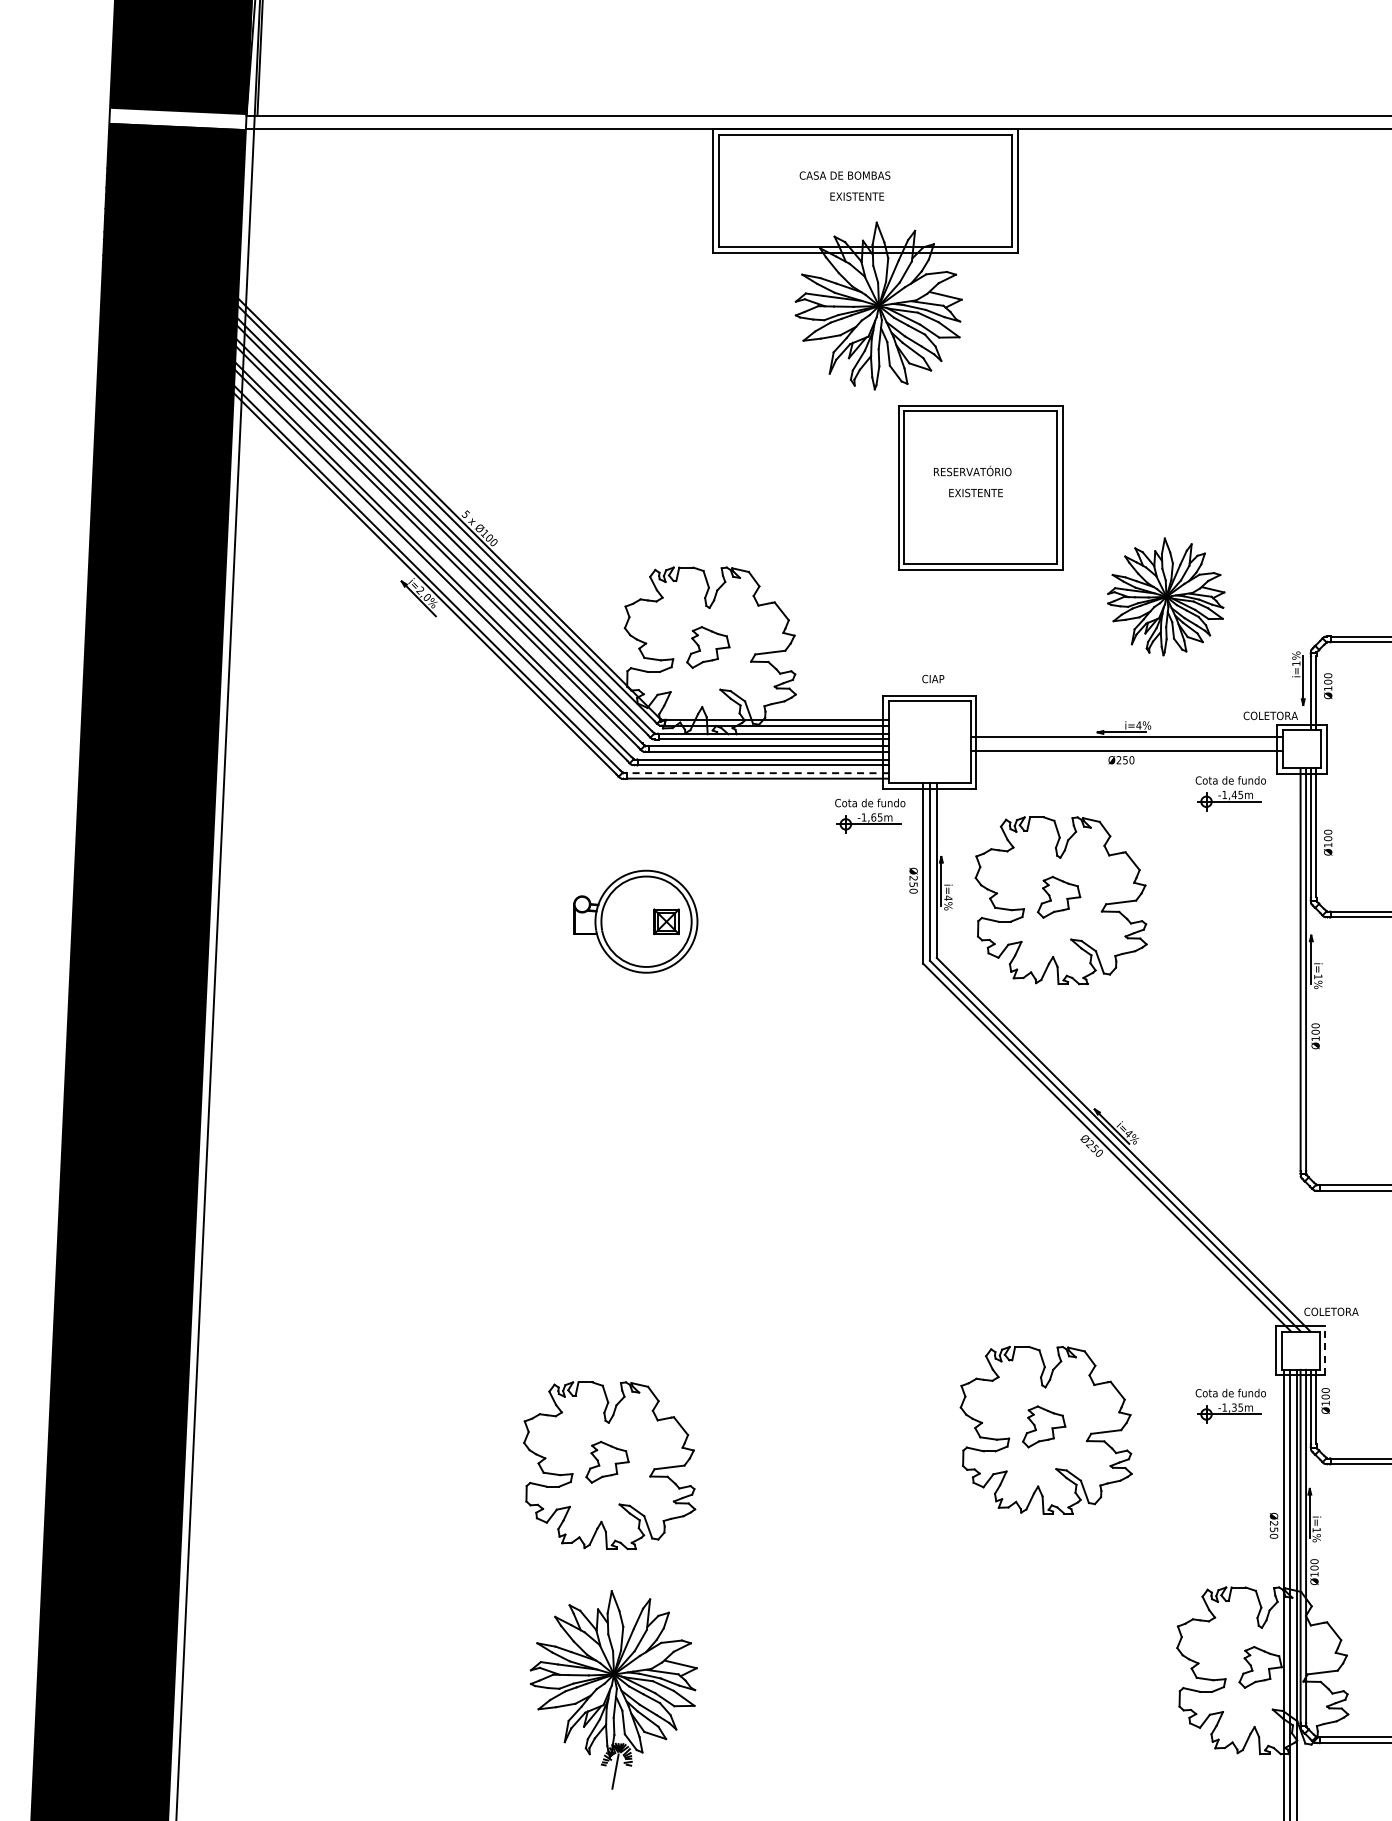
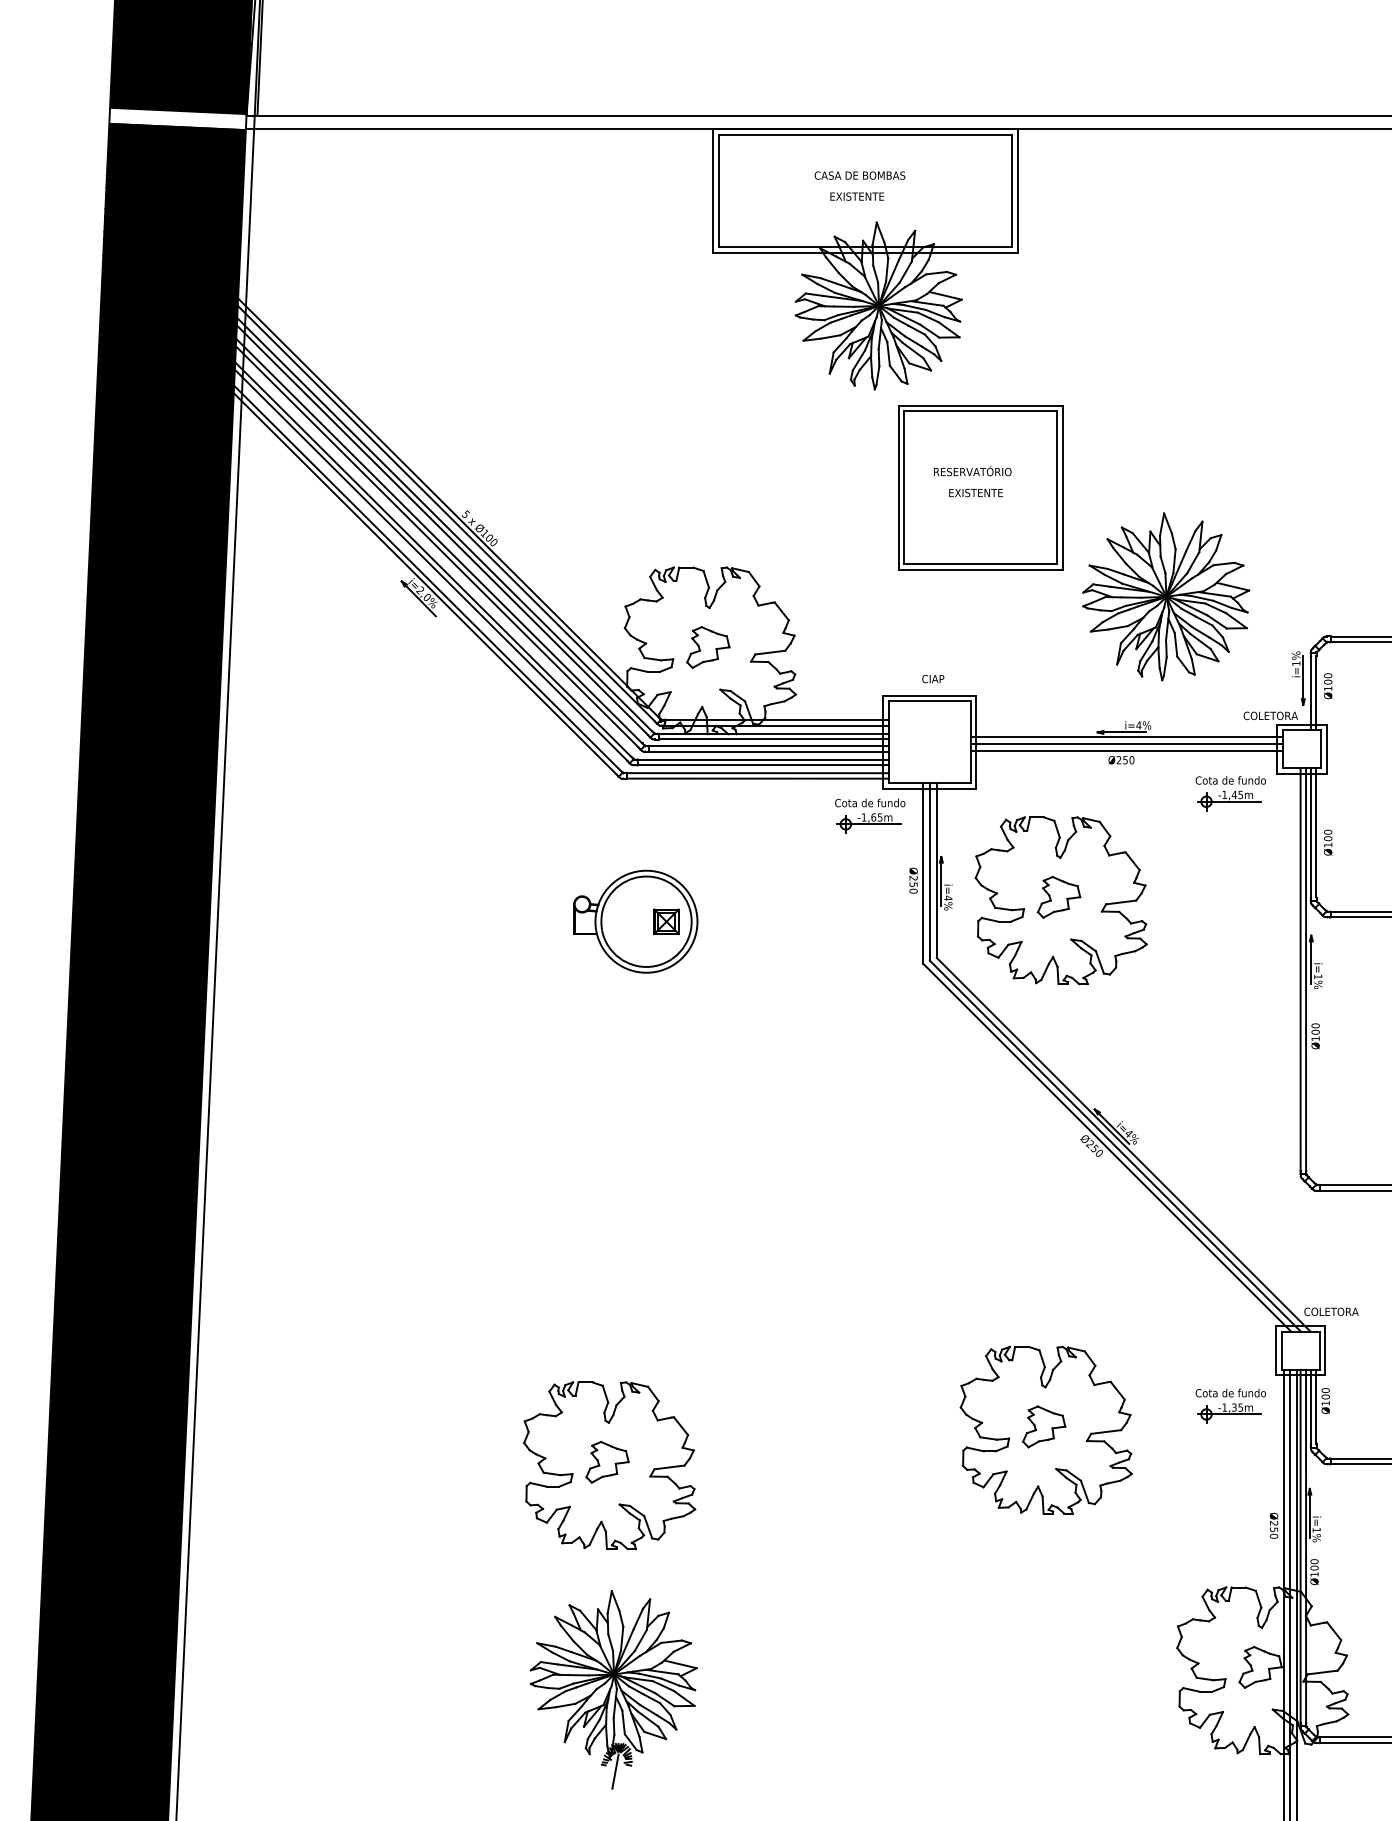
text position: (844, 175) -> (859, 175) (859, 175)
part size: 119x120 px -> 169x170 px (1166, 596)
line: none -> present (1126, 743)
line: dashed -> solid (757, 773)
line: dashed -> solid (1325, 1350)
